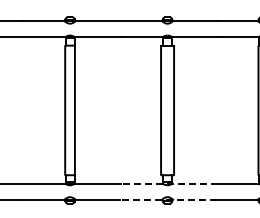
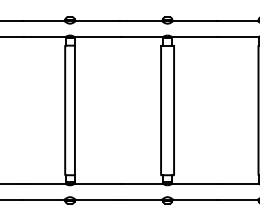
line: dashed -> solid (169, 183)
line: dashed -> solid (168, 199)
